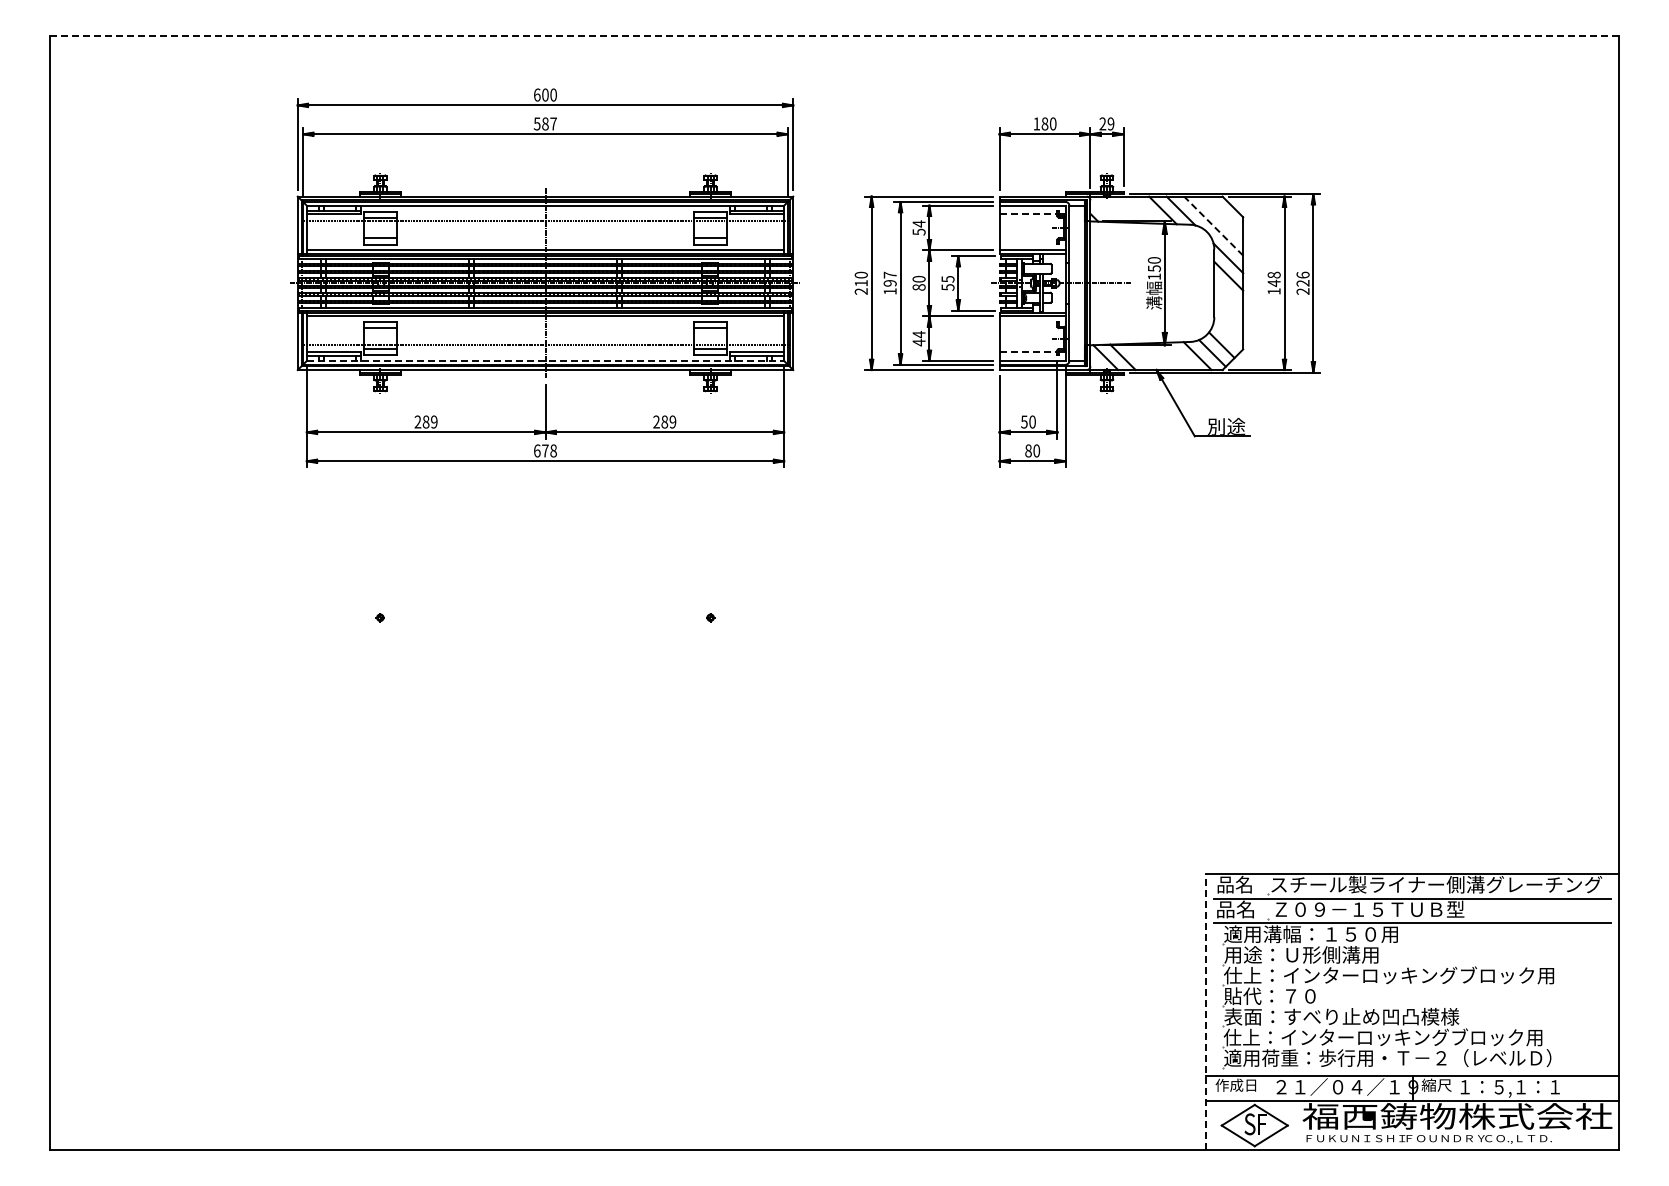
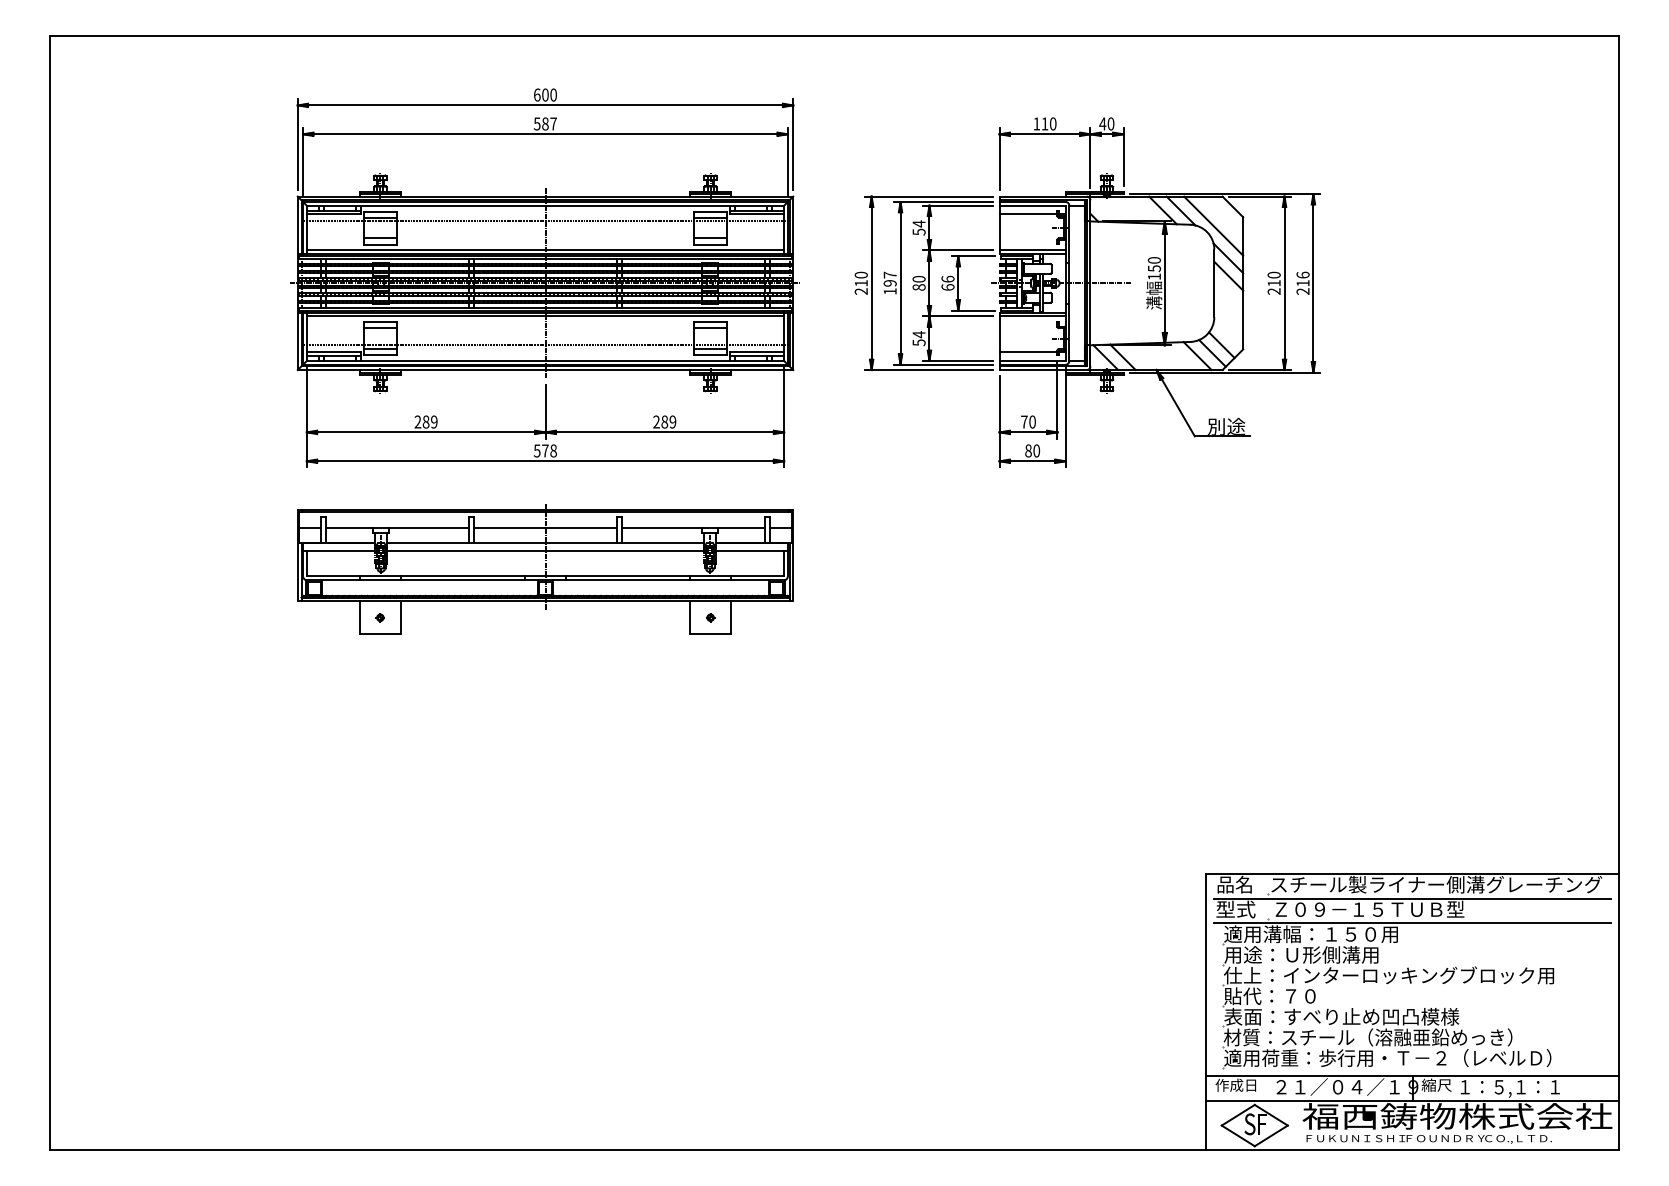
line: dashed -> solid (834, 35)
text: 180 -> 110 (1044, 123)
text: 29 -> 40 (1106, 123)
line: dashed -> solid (1028, 214)
line: dashed -> solid (1213, 226)
text: 55 -> 66 (947, 282)
text: 148 -> 210 (1273, 282)
text: 226 -> 216 (1302, 283)
text: 44 -> 54 (918, 342)
line: dashed -> solid (1028, 352)
line: dashed -> solid (545, 360)
text: 50 -> 70 (1024, 421)
text: 678 -> 578 (536, 450)
part: none -> present (545, 569)
text: 品名 -> 型式 (1235, 909)
line: dashed -> solid (1206, 1011)
text: 仕上：インターロッキングブロック用 -> 材質：スチール（溶融亜鉛めっき） (1382, 1037)
